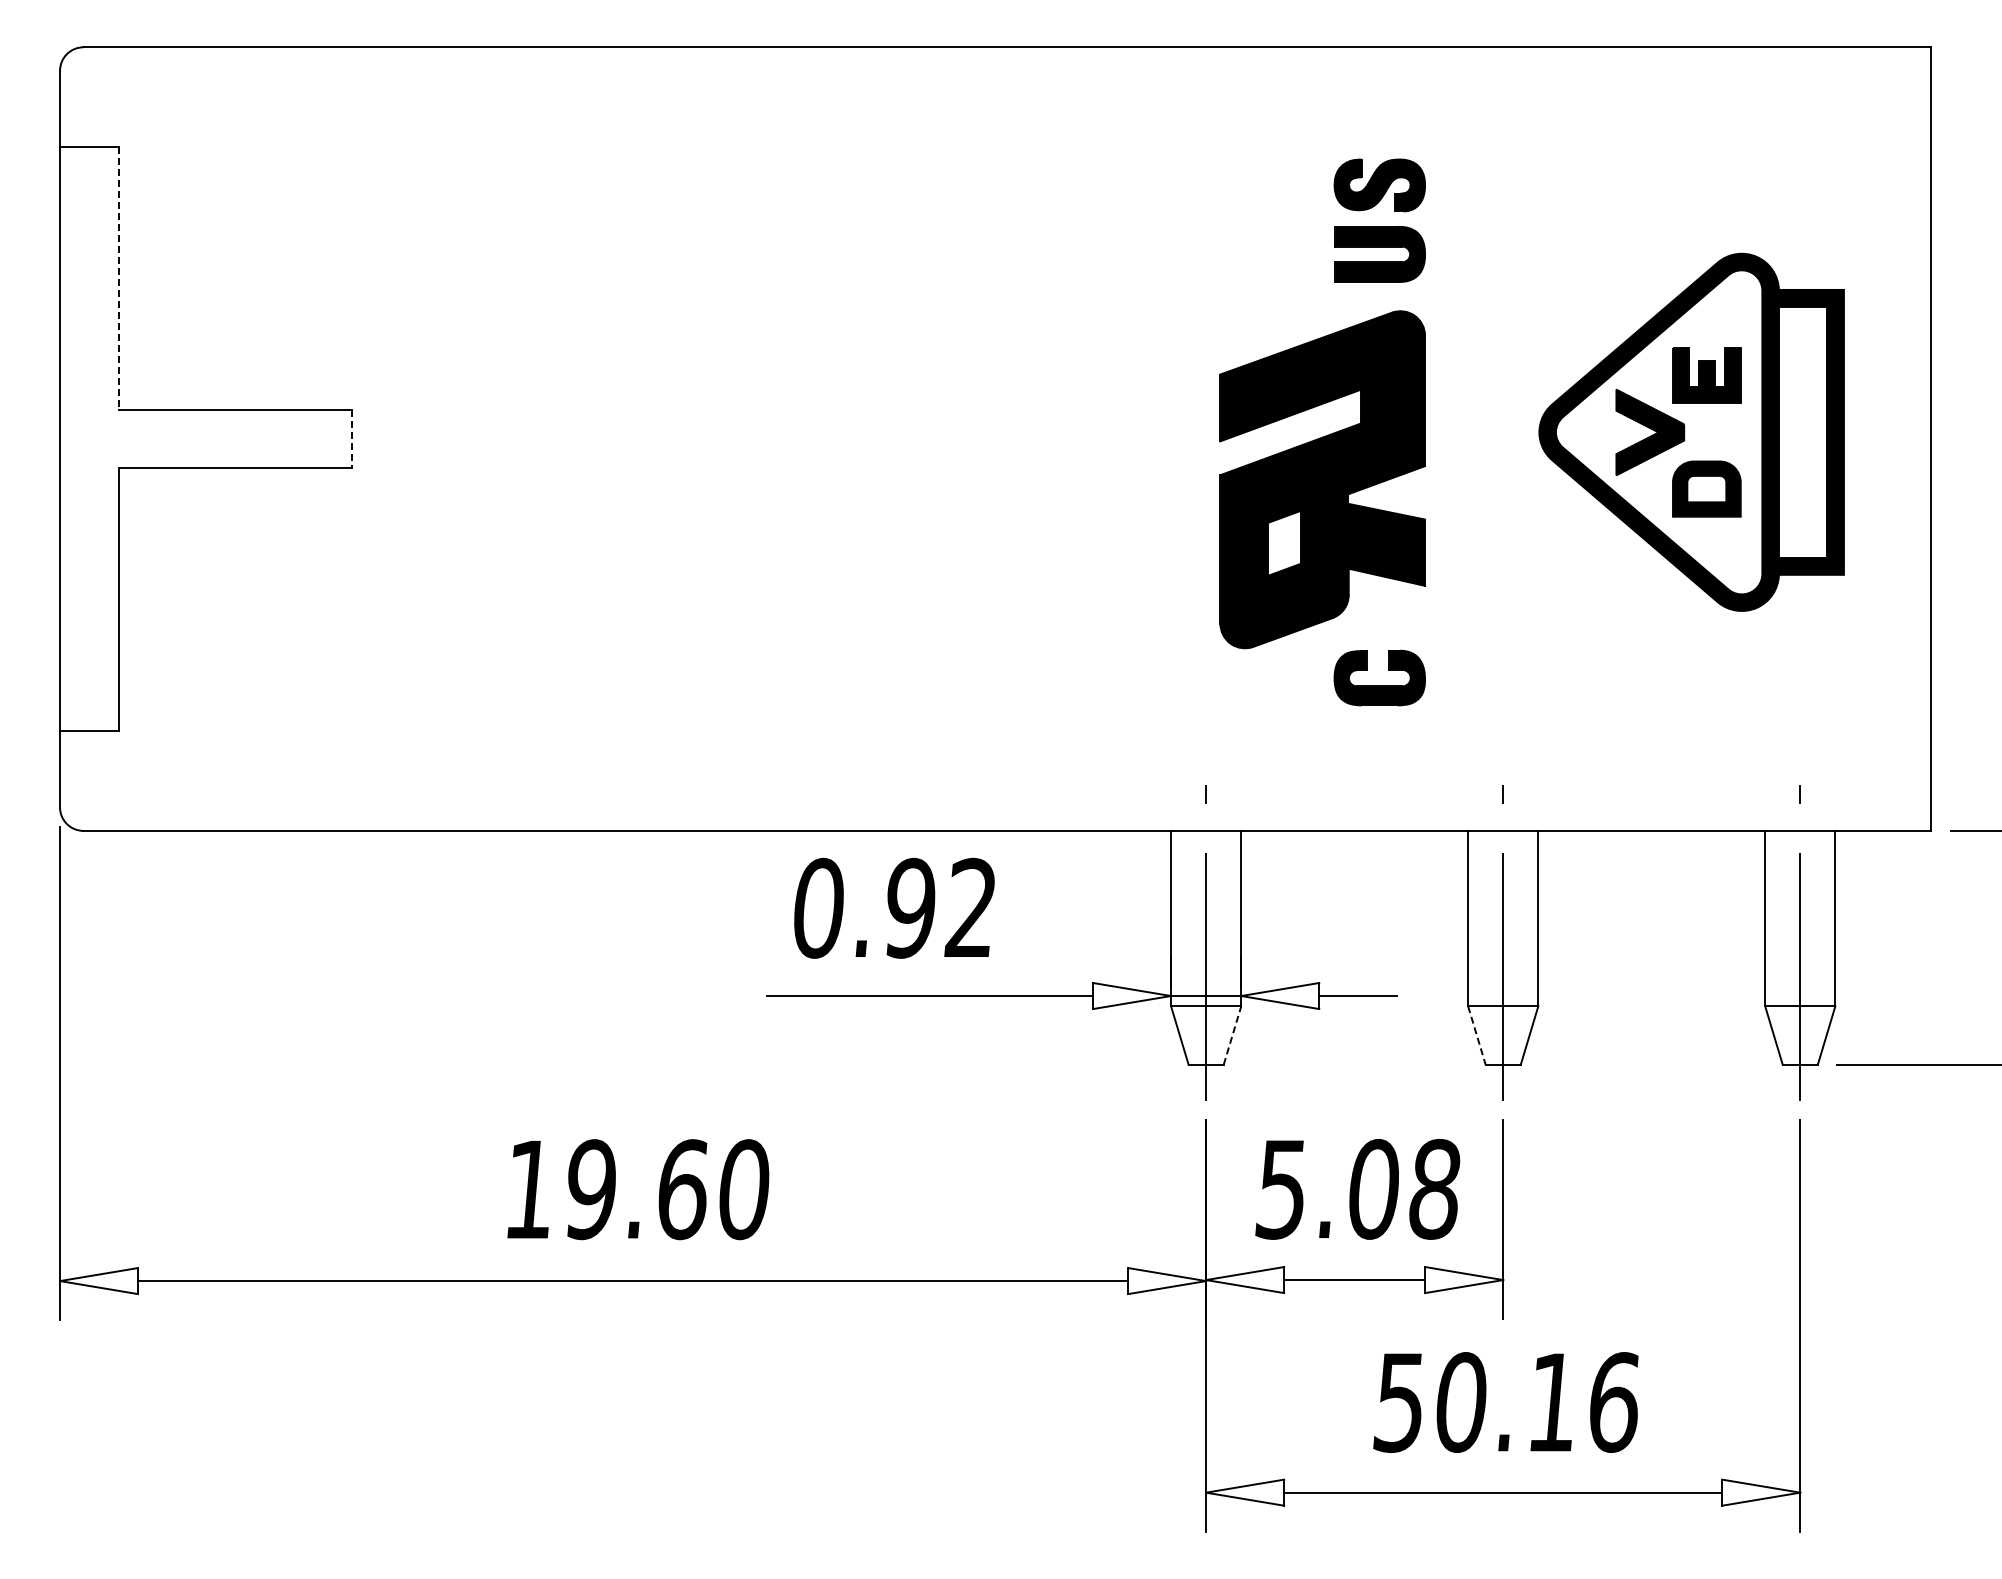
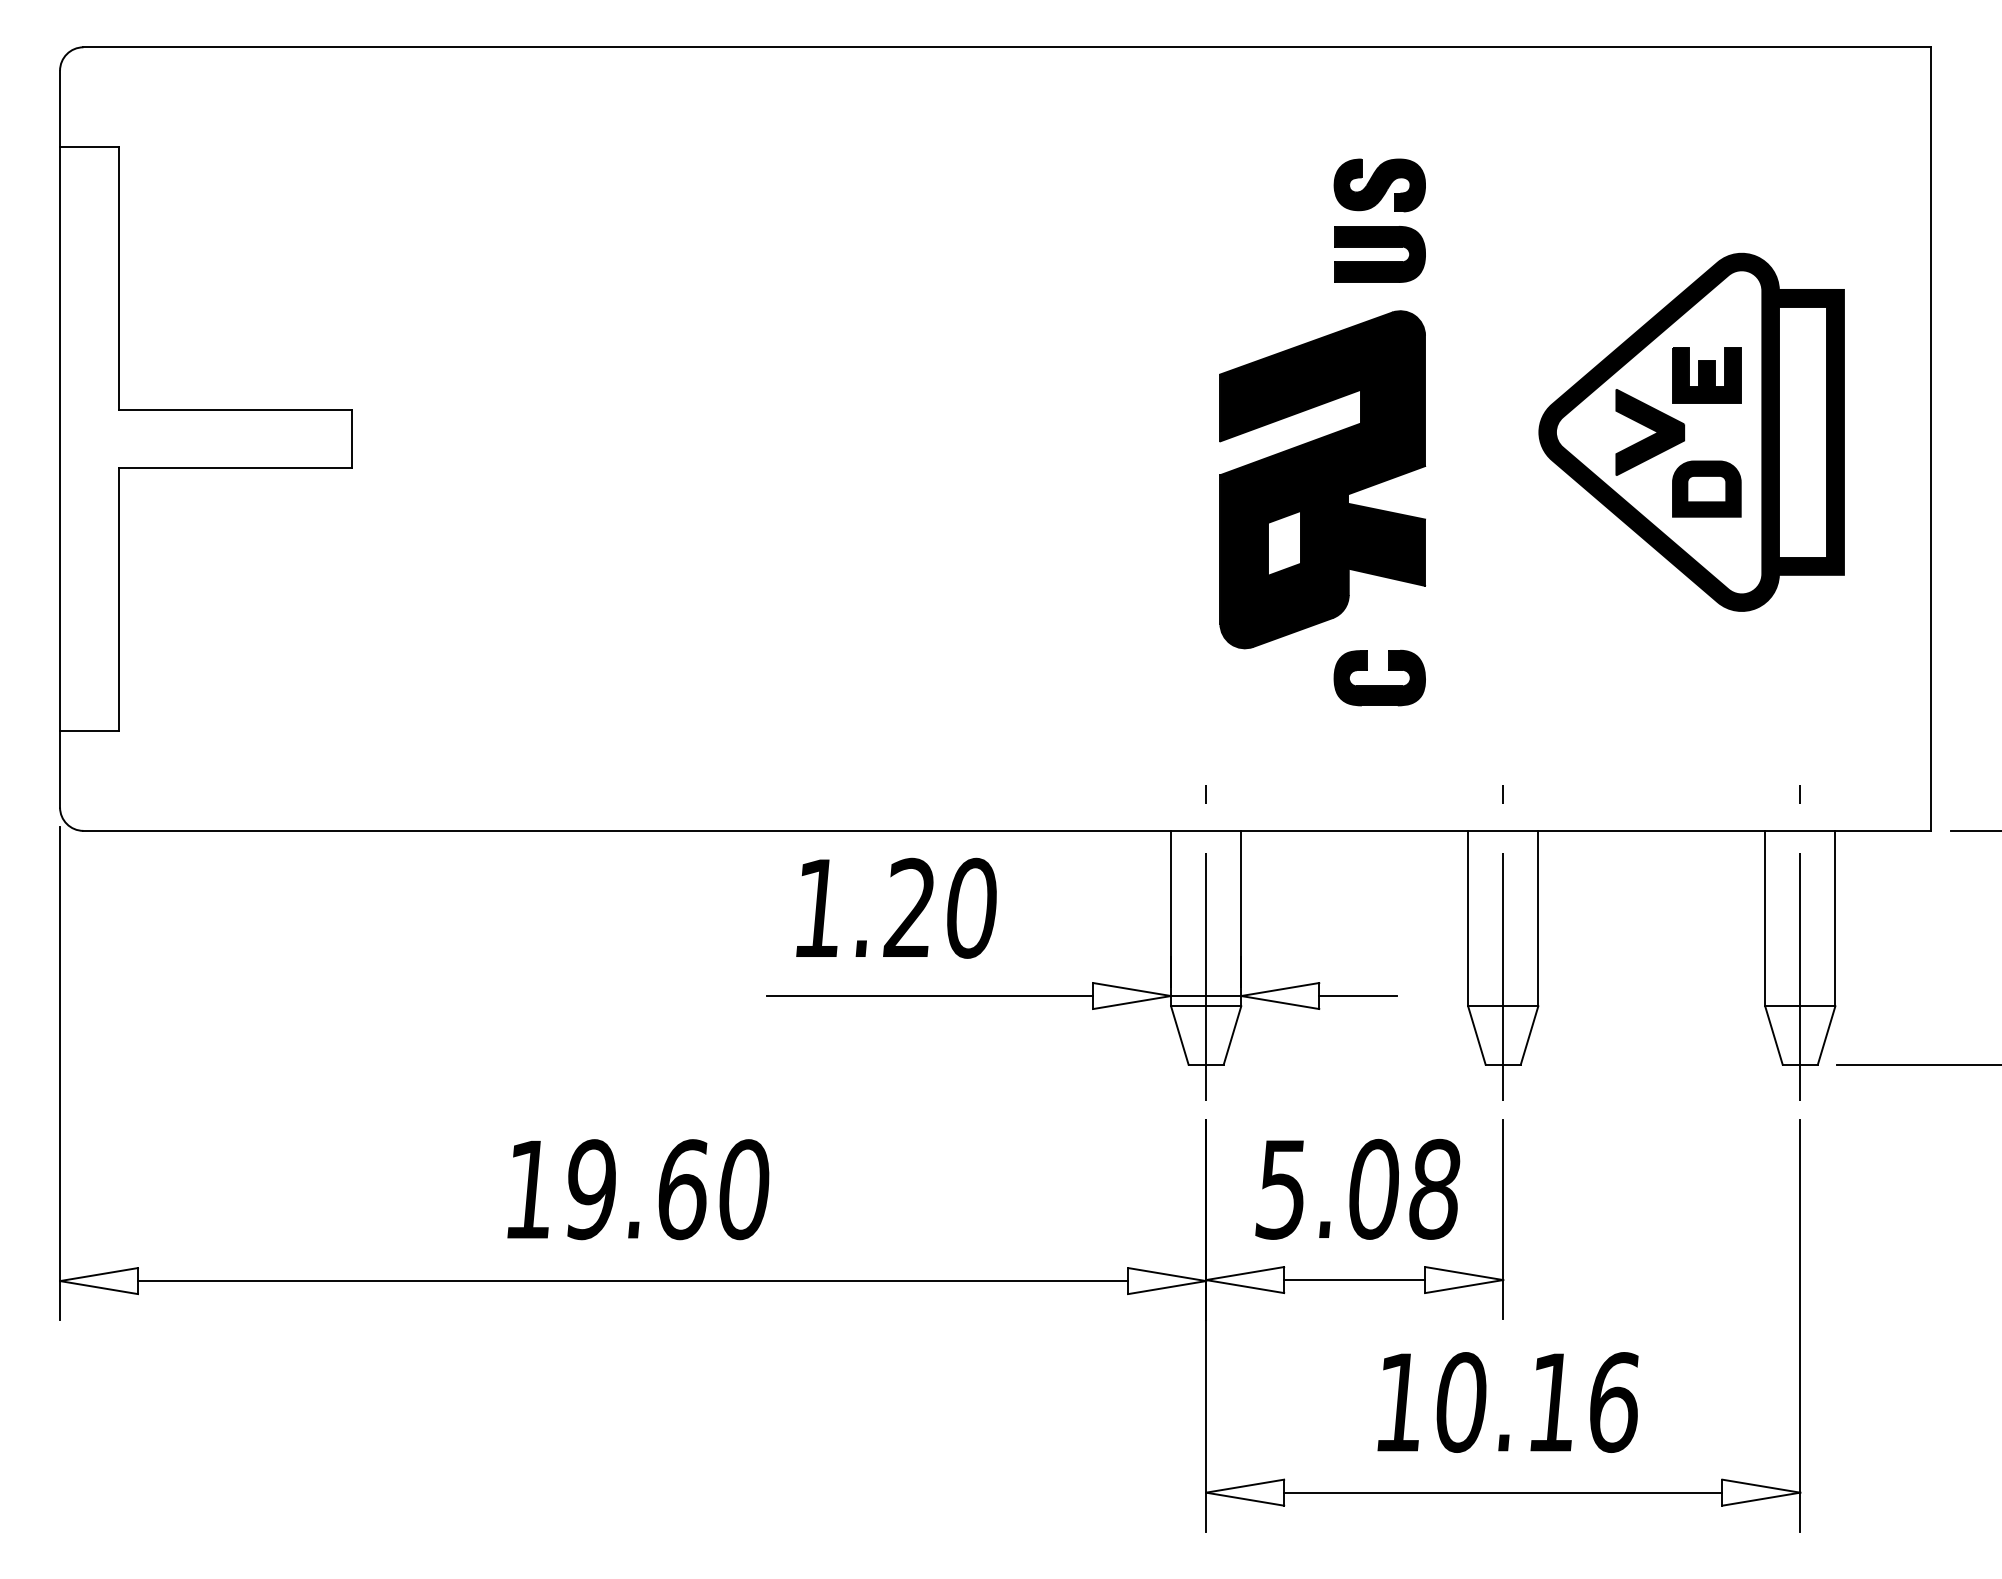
line: dashed -> solid (118, 278)
line: dashed -> solid (352, 439)
text: 0.92 -> 1.20 (895, 907)
line: dashed -> solid (1232, 1035)
line: dashed -> solid (1476, 1035)
text: 50.16 -> 10.16 (1397, 1402)
